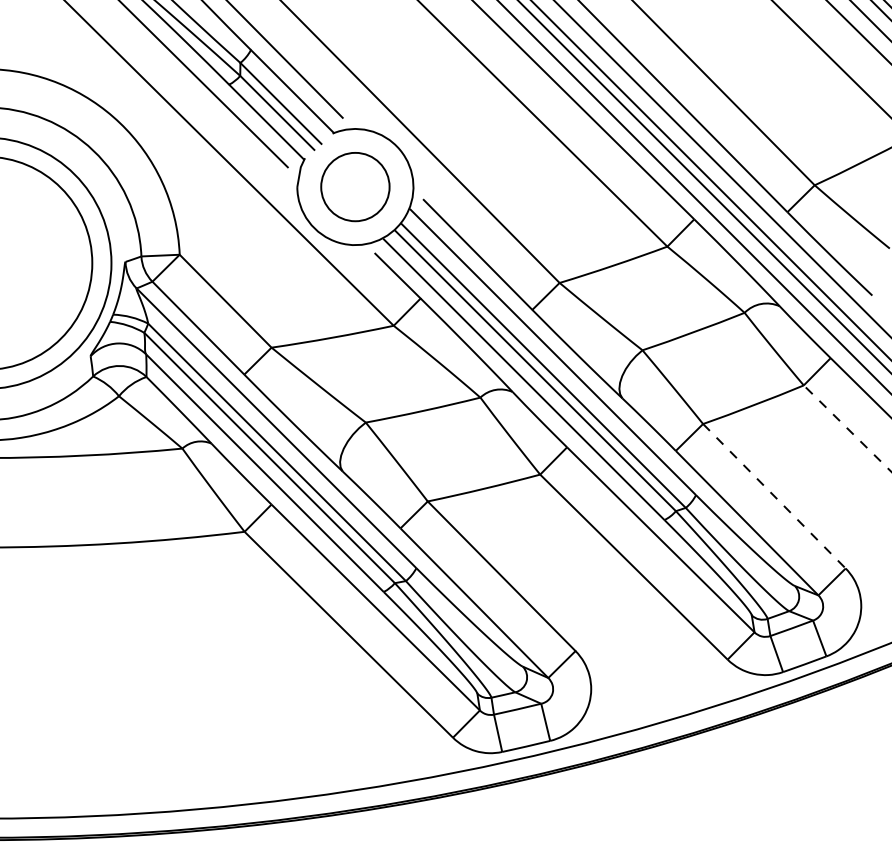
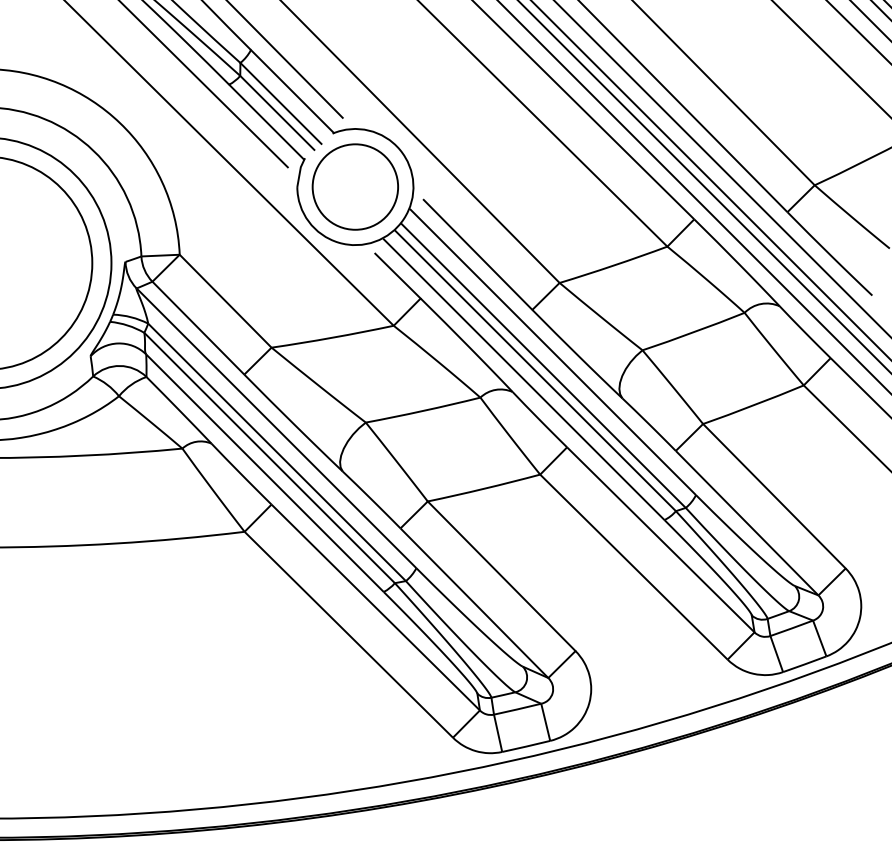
circle diameter: 68 px -> 85 px (355, 186)
line: dashed -> solid (847, 428)
line: dashed -> solid (774, 496)
